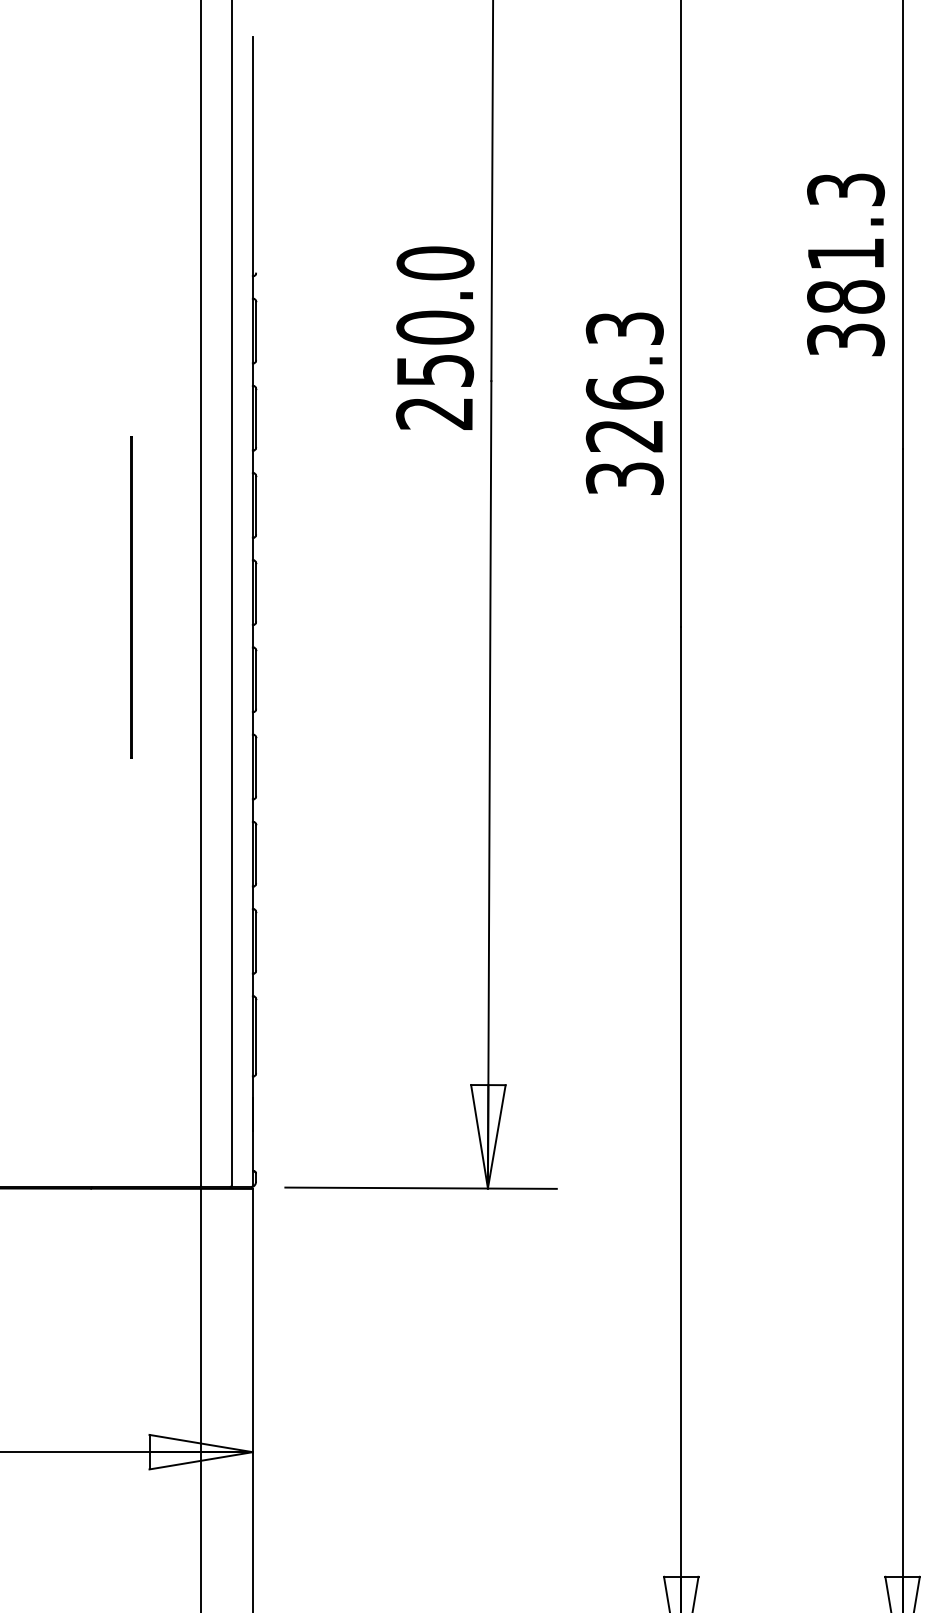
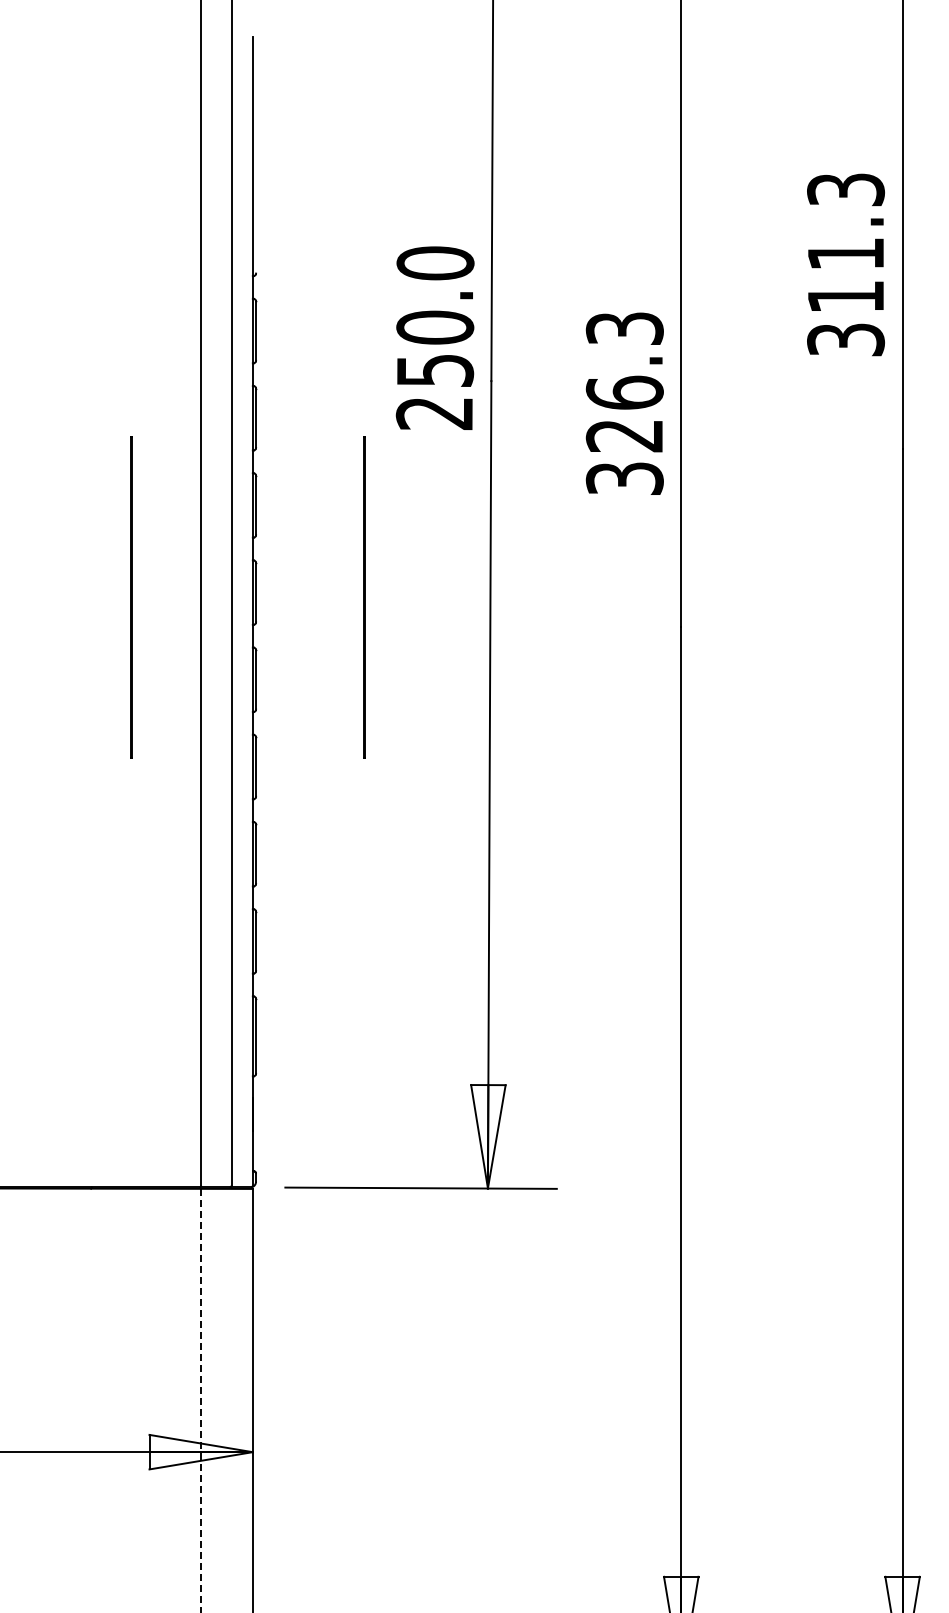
text: 381.3 -> 311.3 (846, 296)
line: none -> present (364, 597)
line: solid -> dashed (201, 1400)
